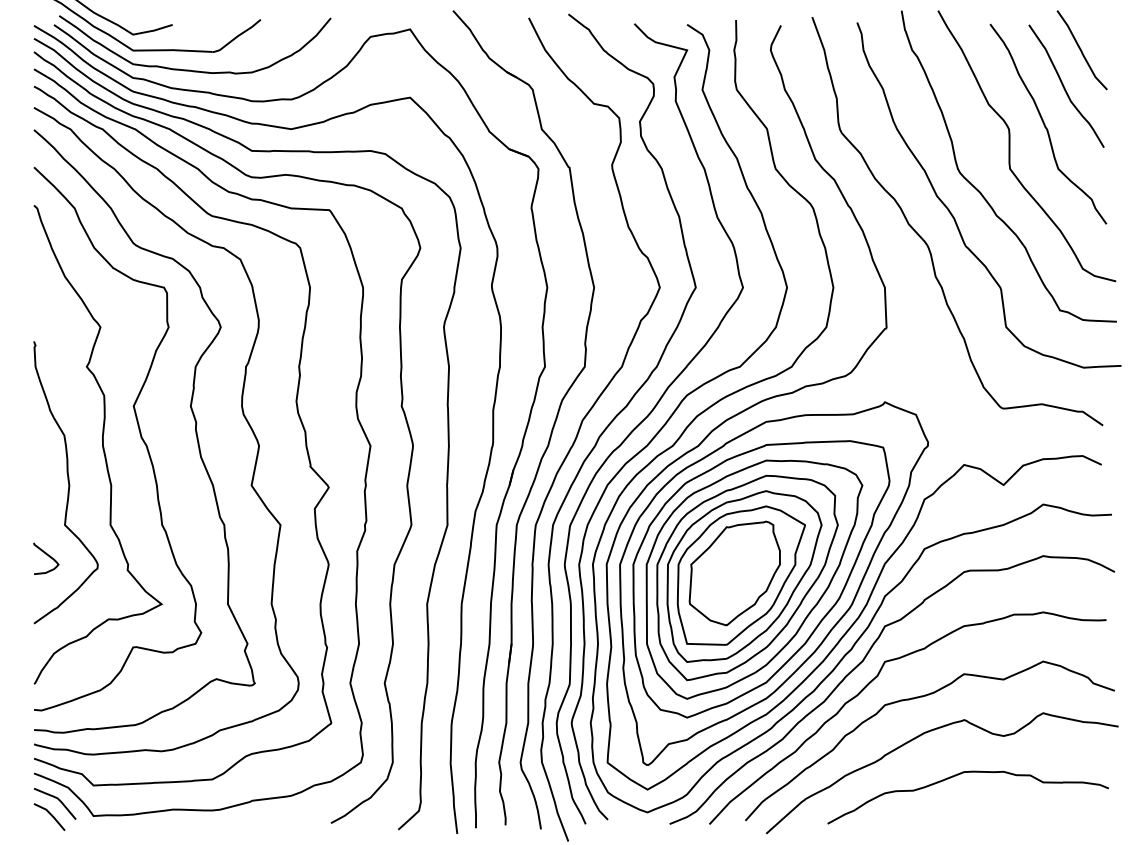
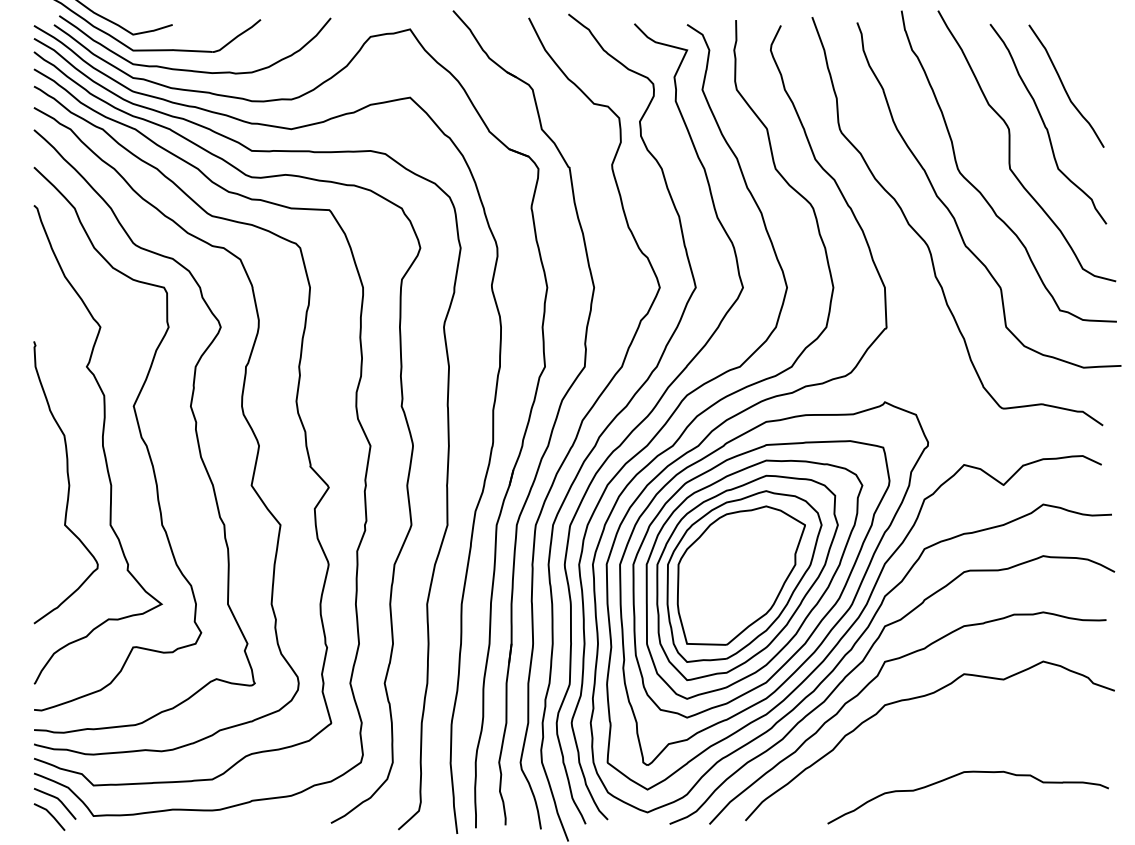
curve: present -> none (1081, 50)
curve: present -> none (48, 556)
part: present -> none (734, 573)
curve: present -> none (922, 735)
